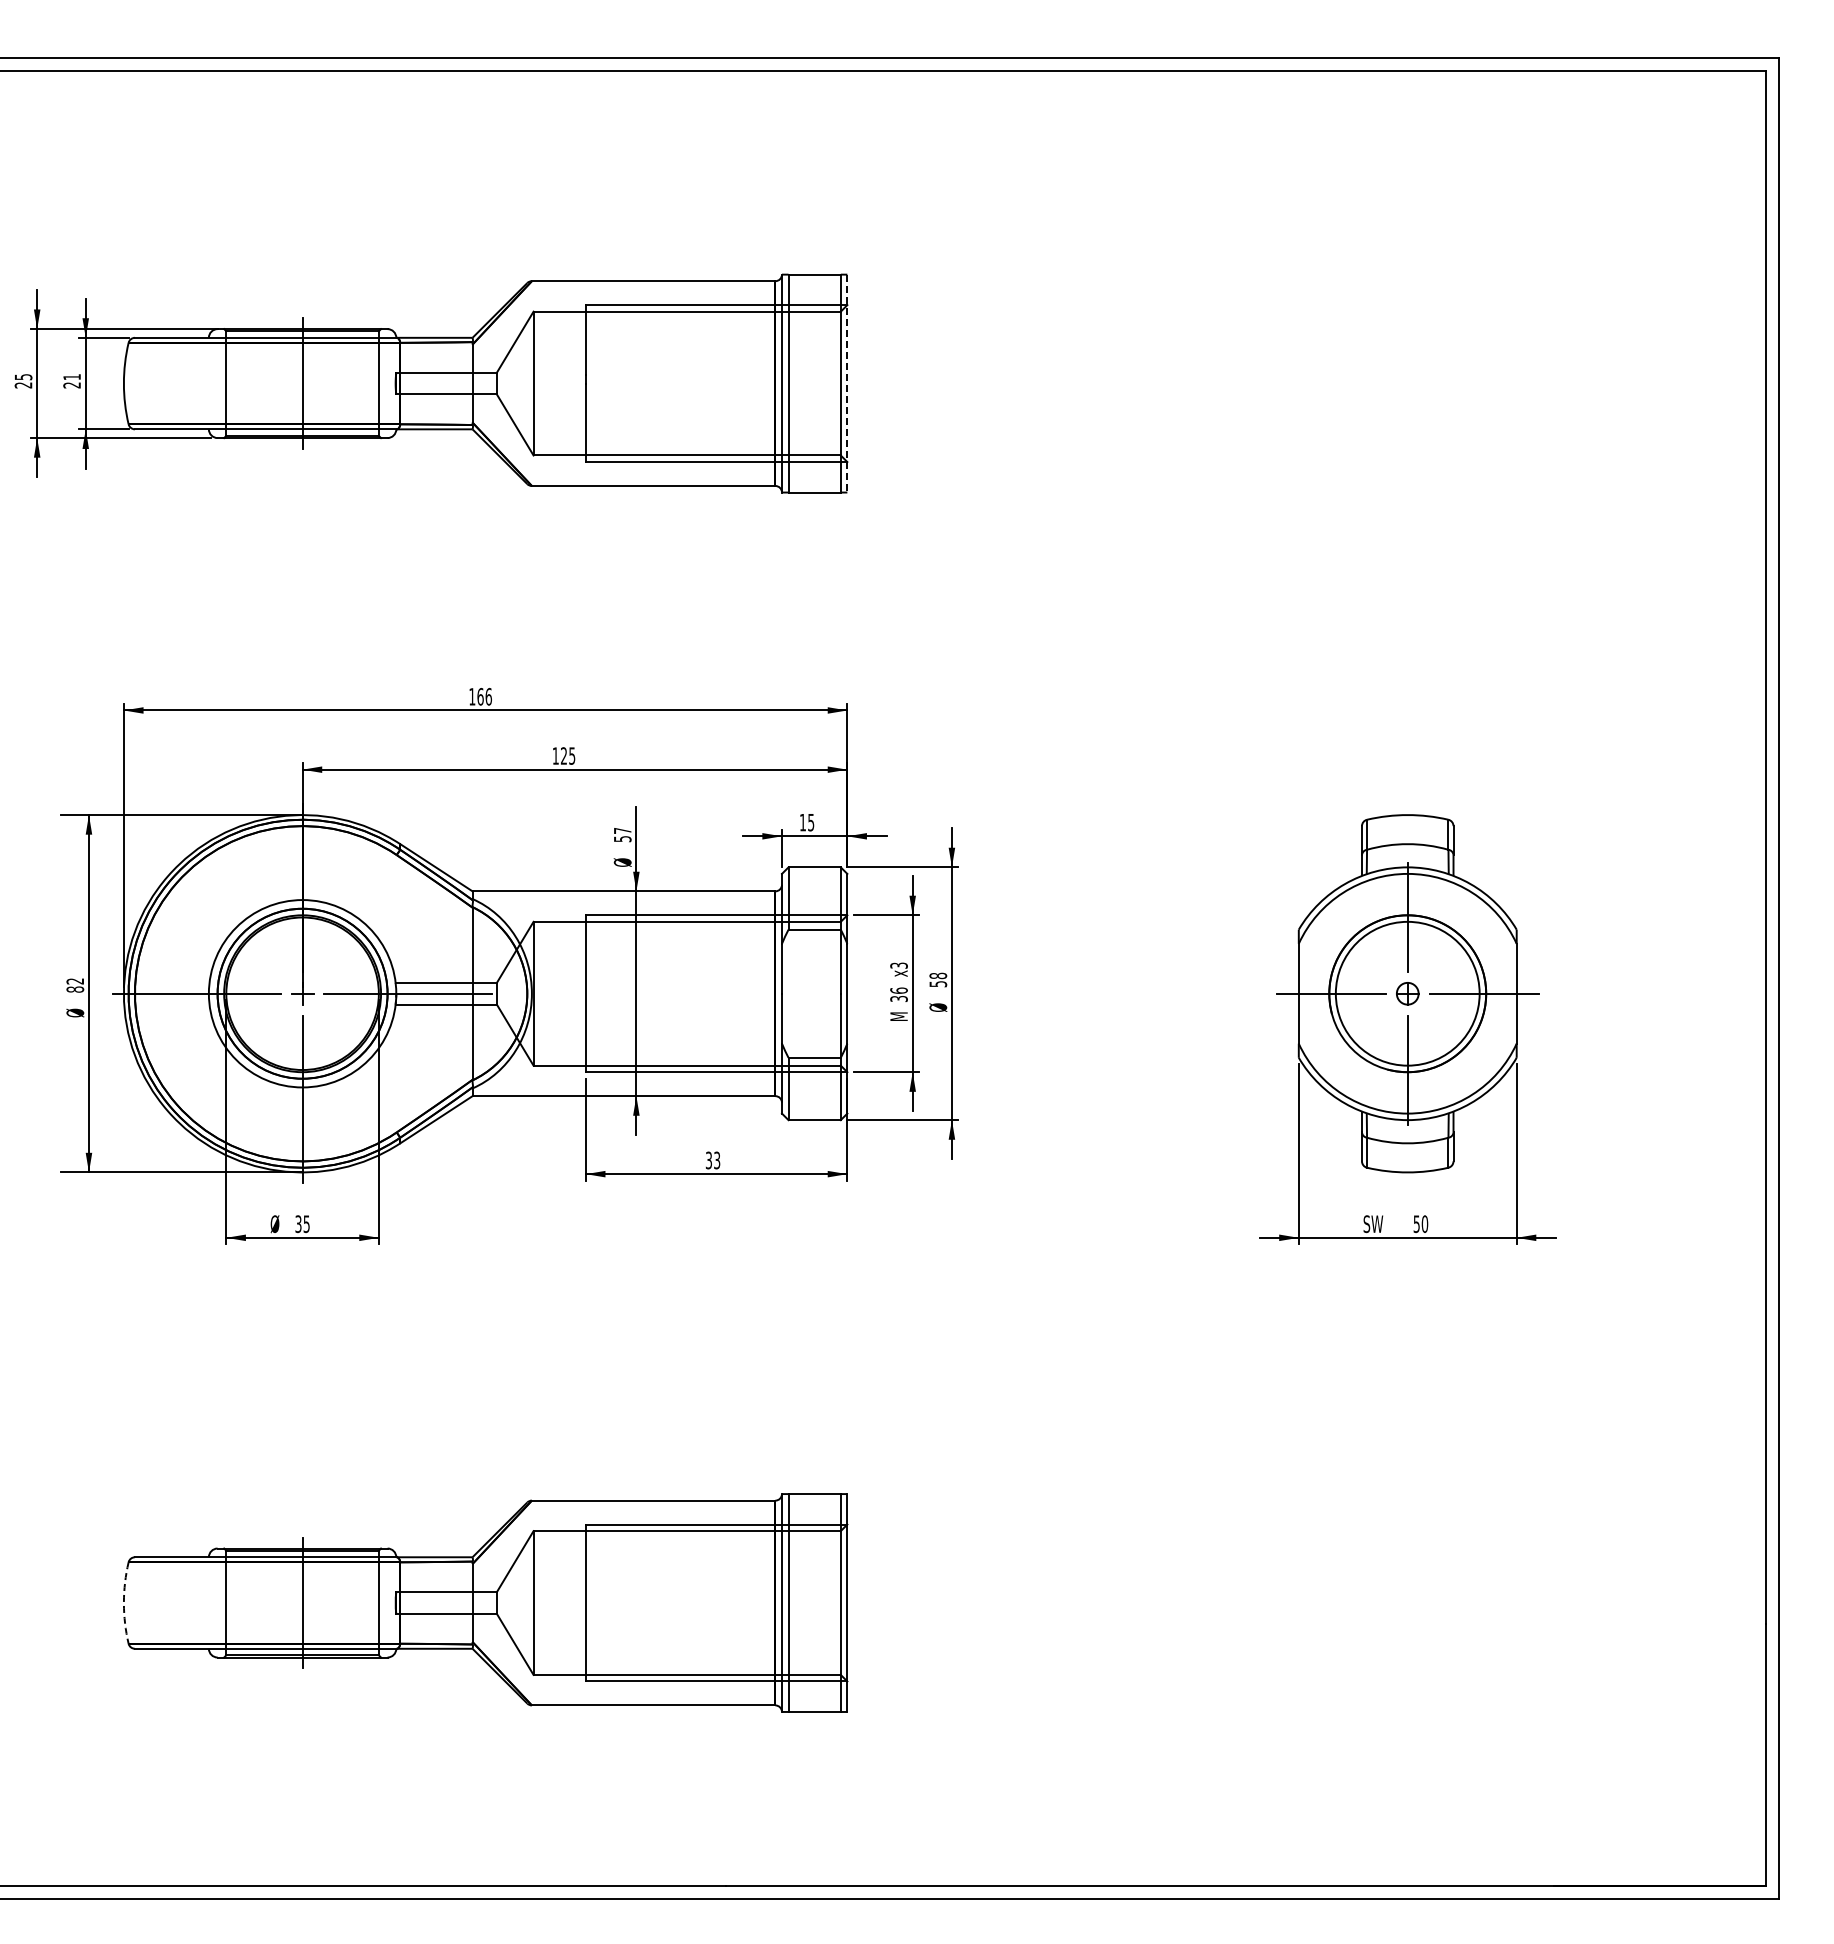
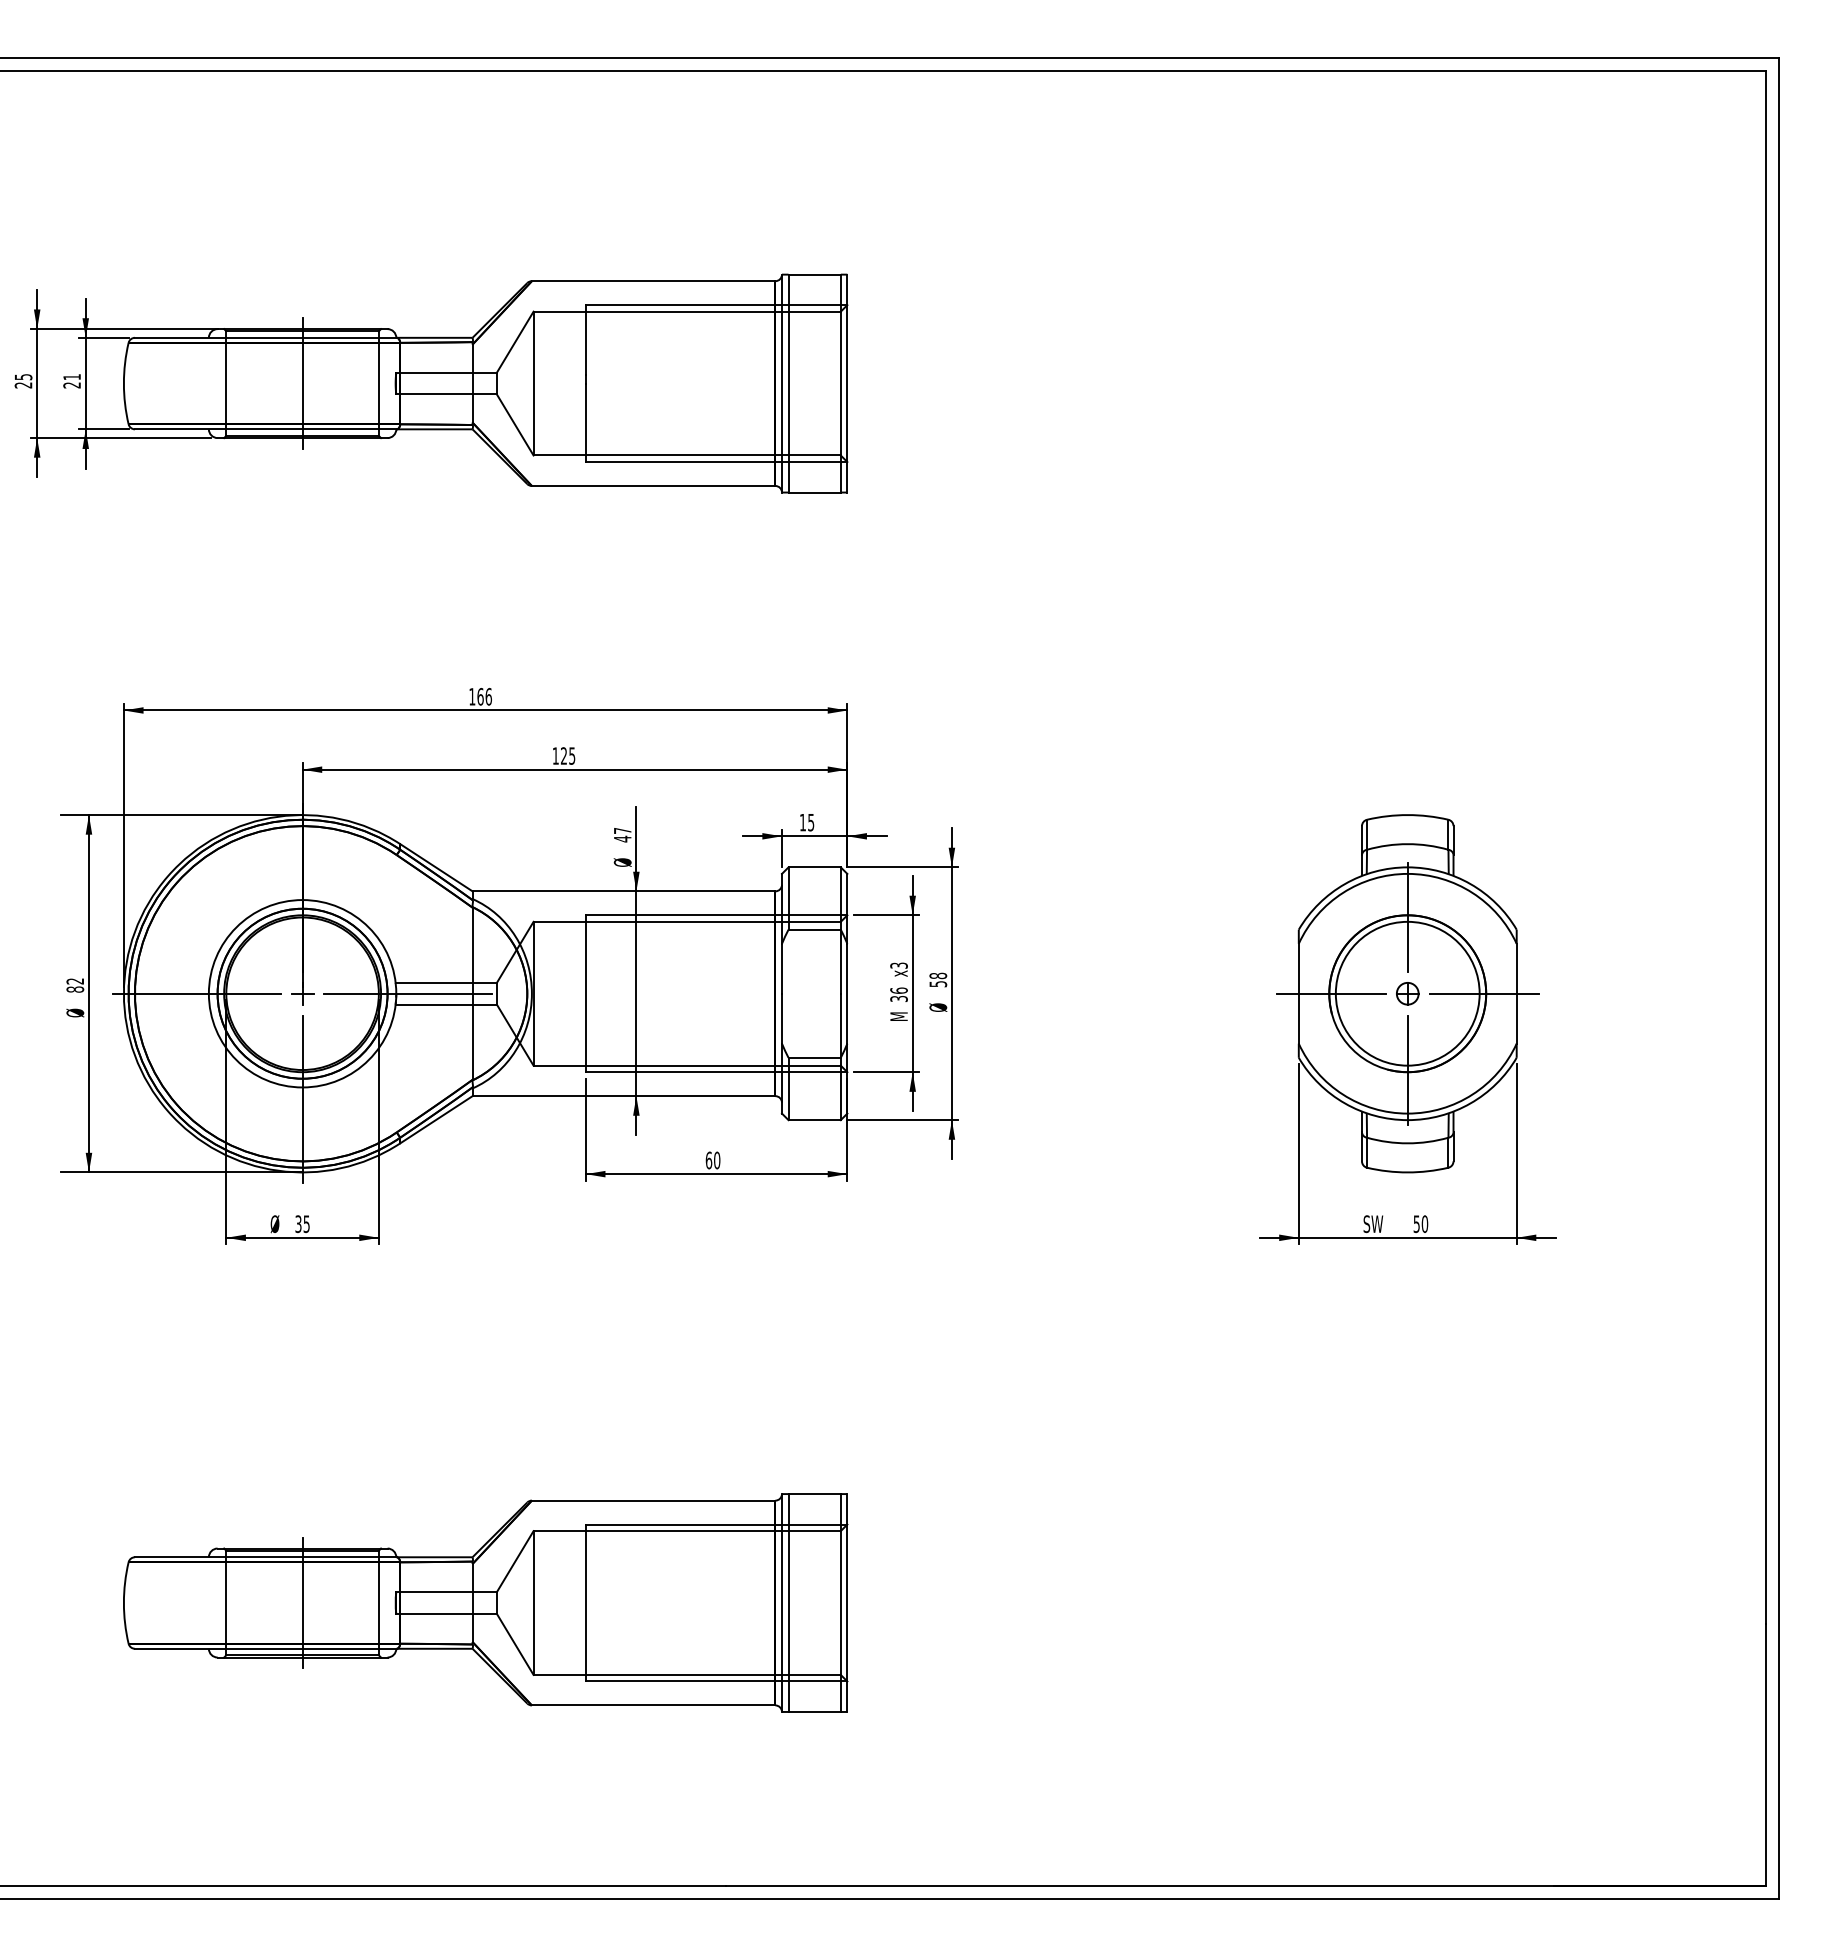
line: dashed -> solid (847, 383)
text: 57 -> 47 (622, 838)
text: 33 -> 60 (712, 1160)
arc: dashed -> solid (123, 1603)
